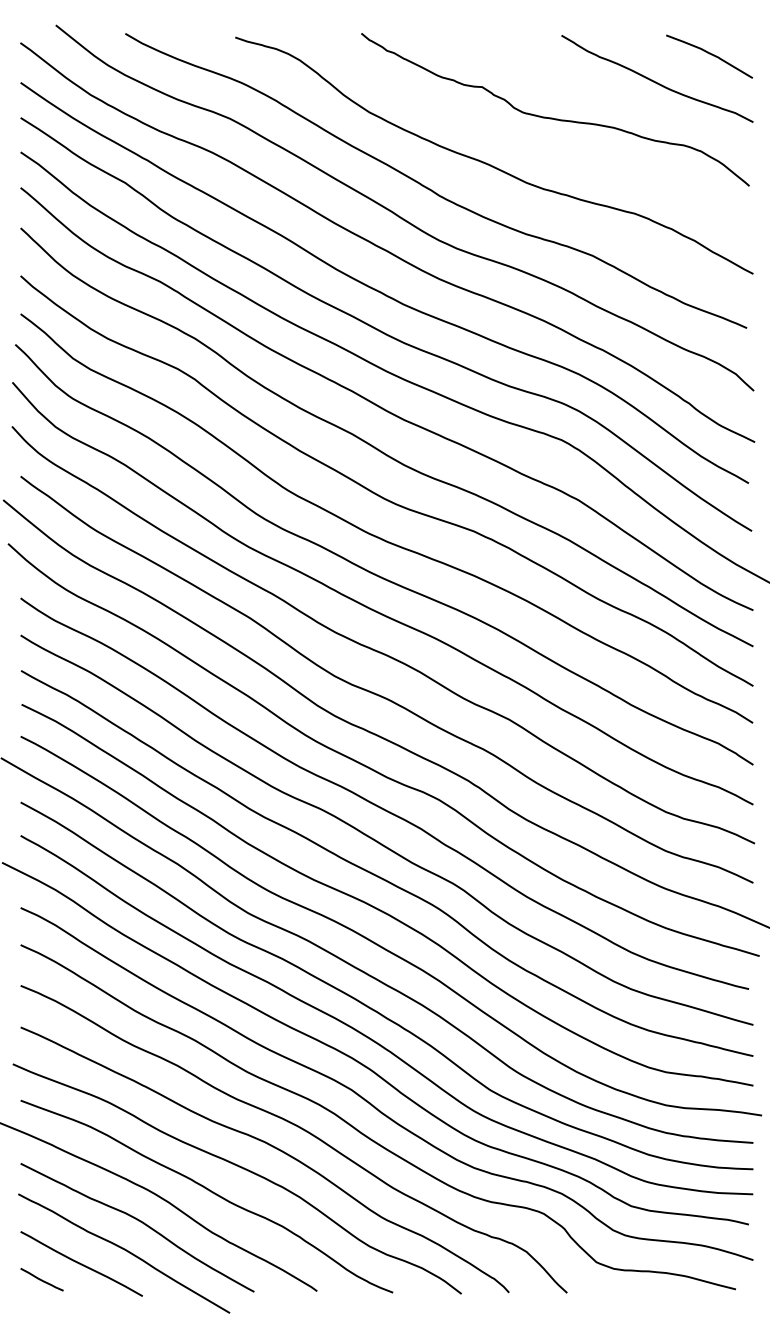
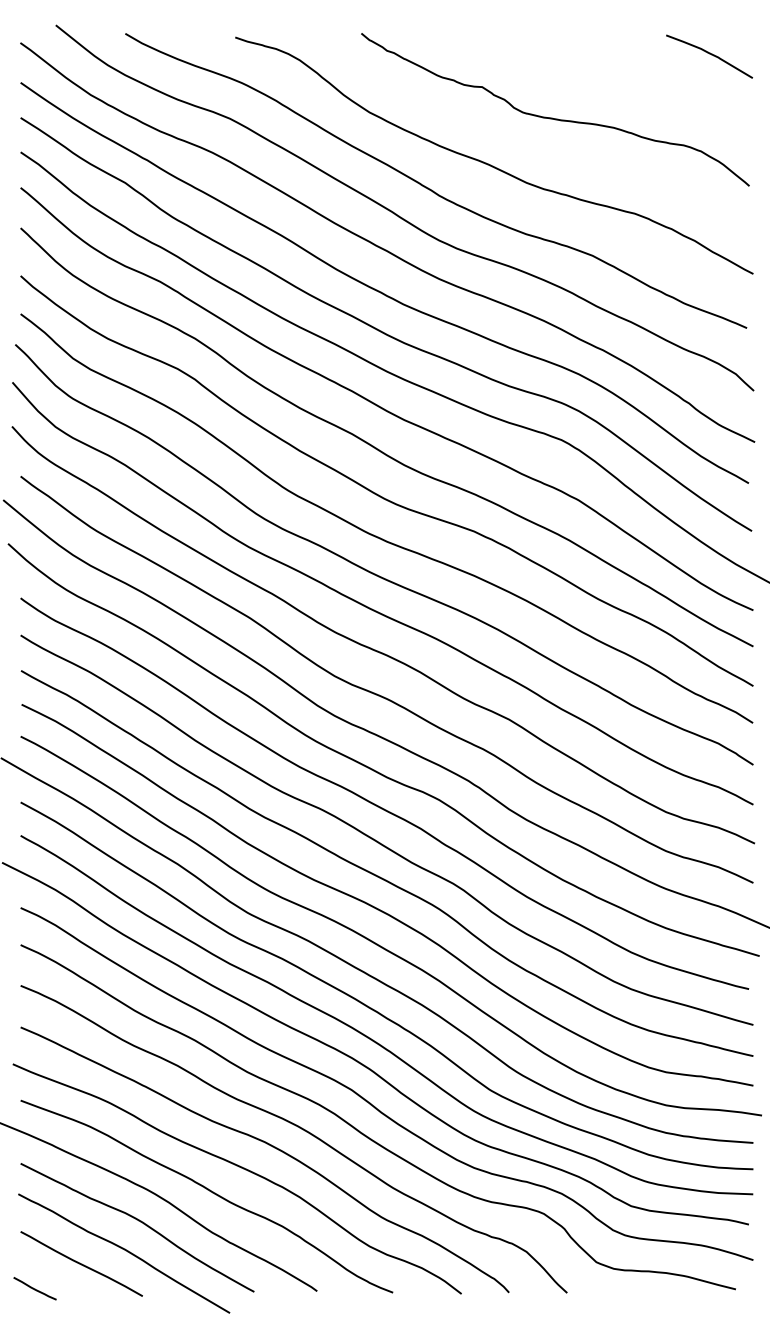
curve: present -> none (656, 81)
line position: (41, 1279) -> (34, 1288) (34, 1288)
